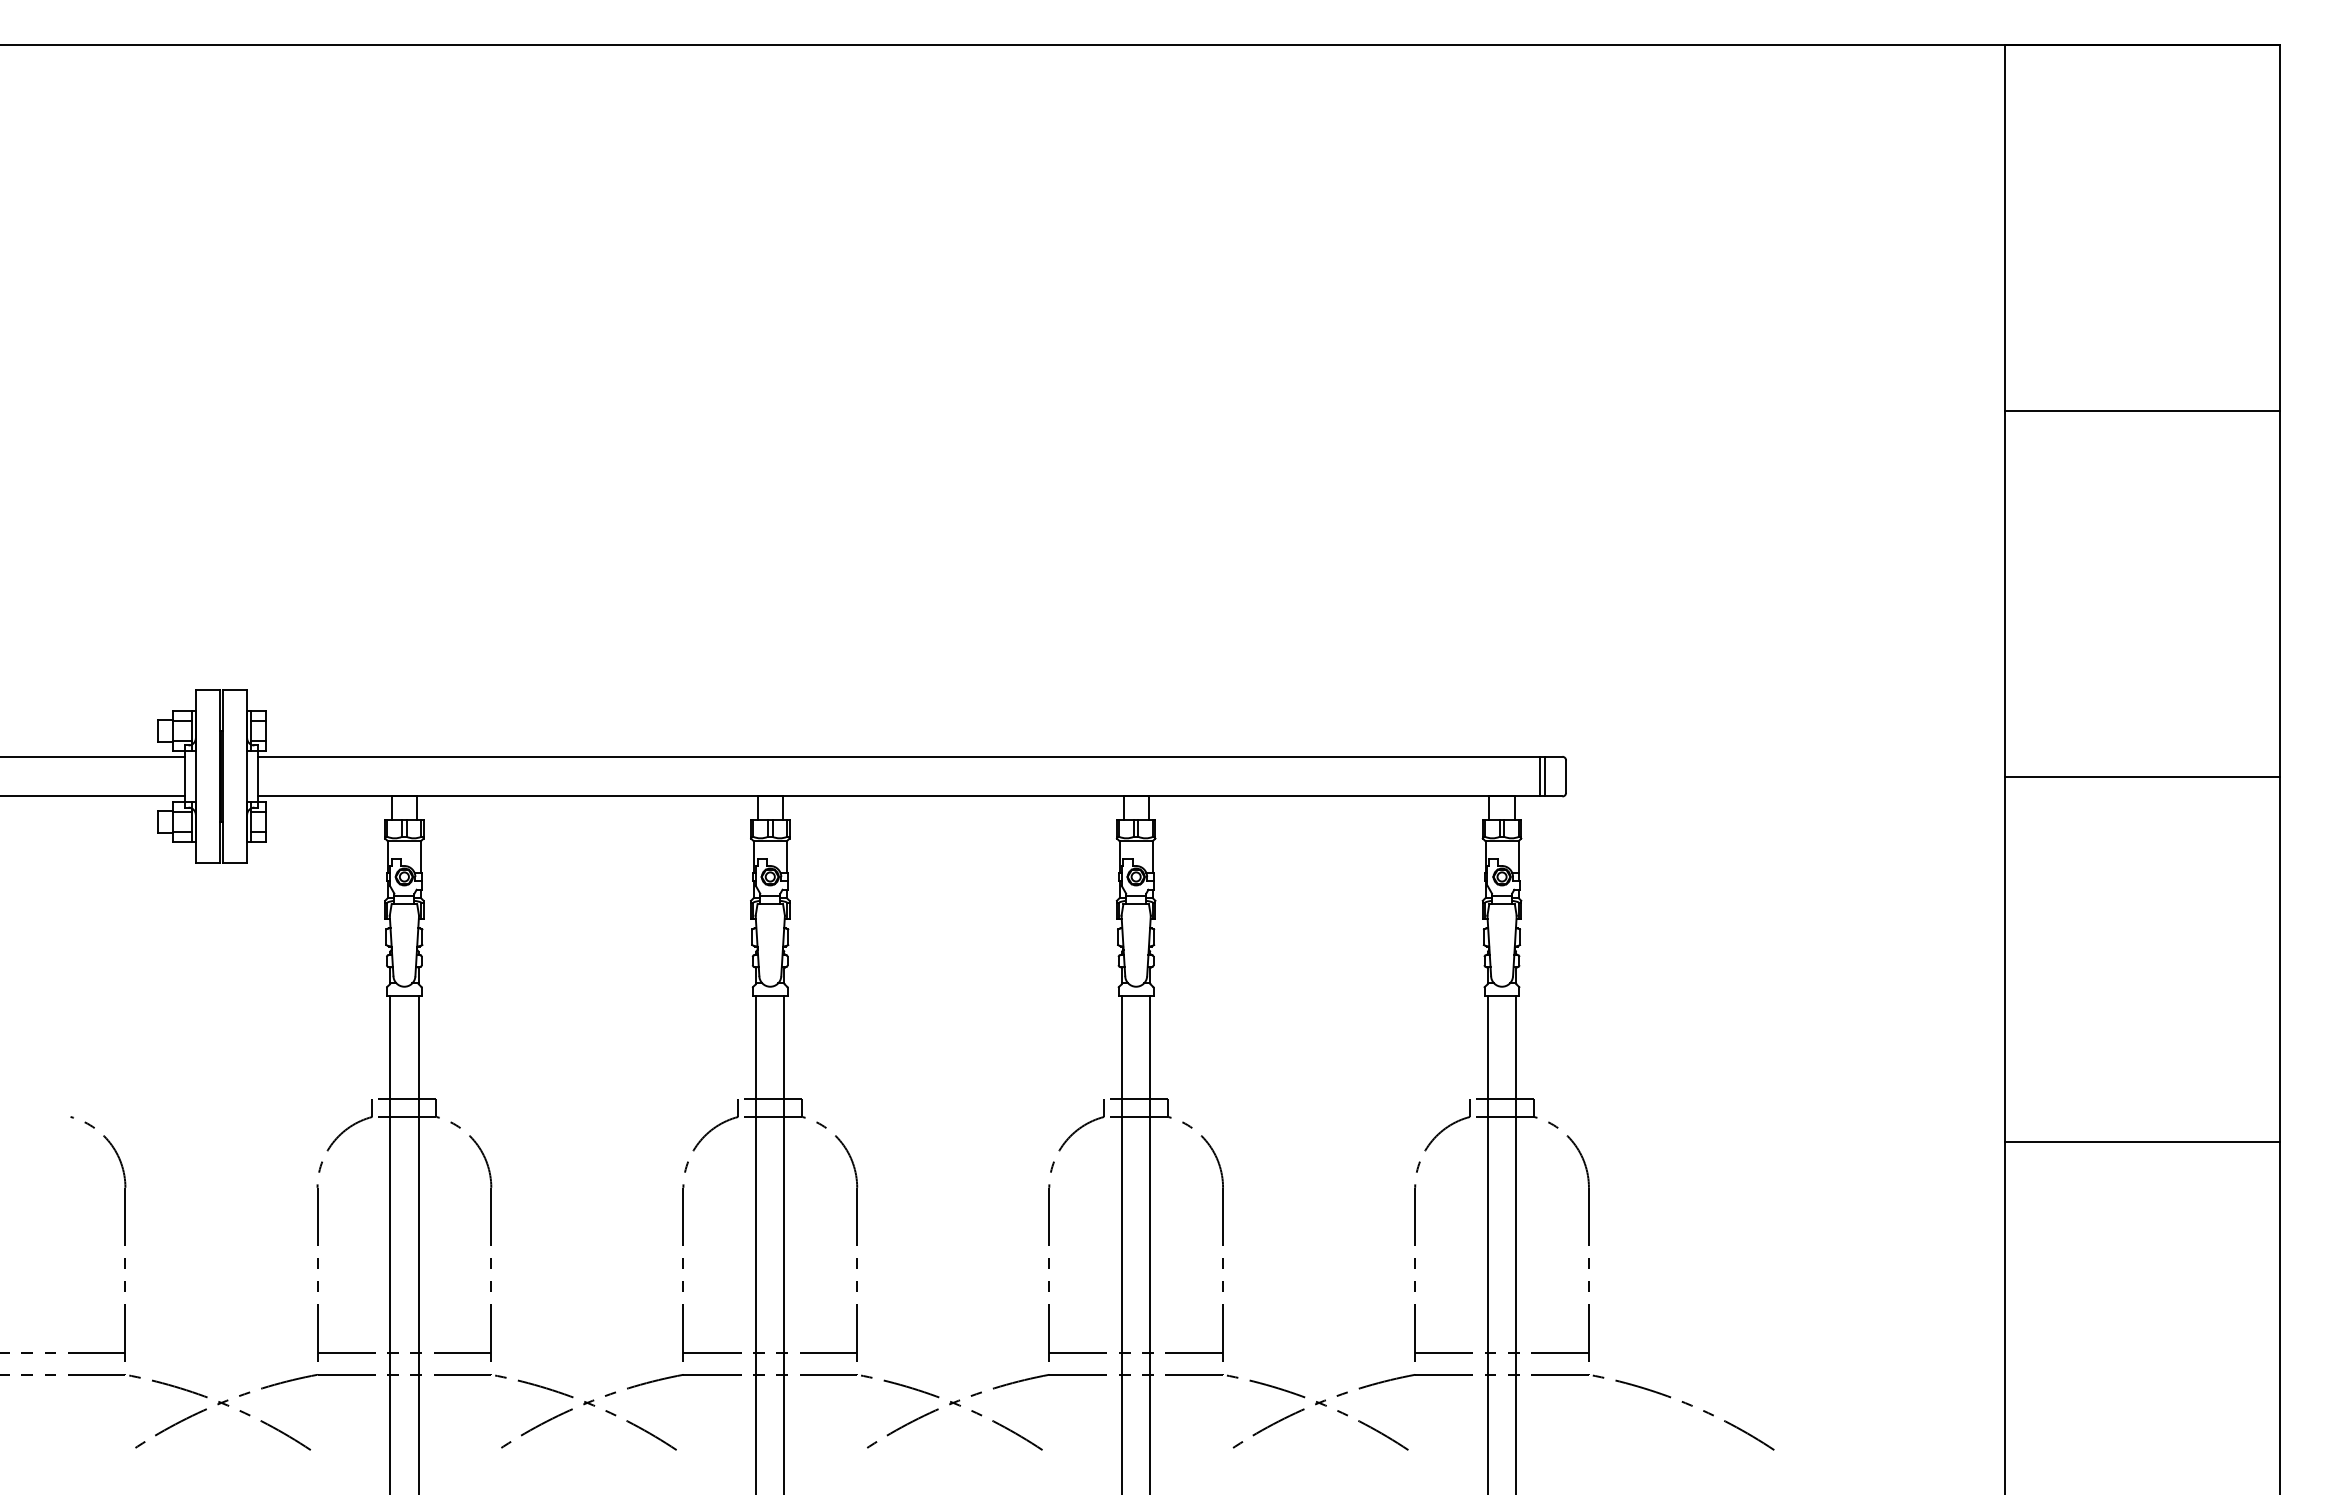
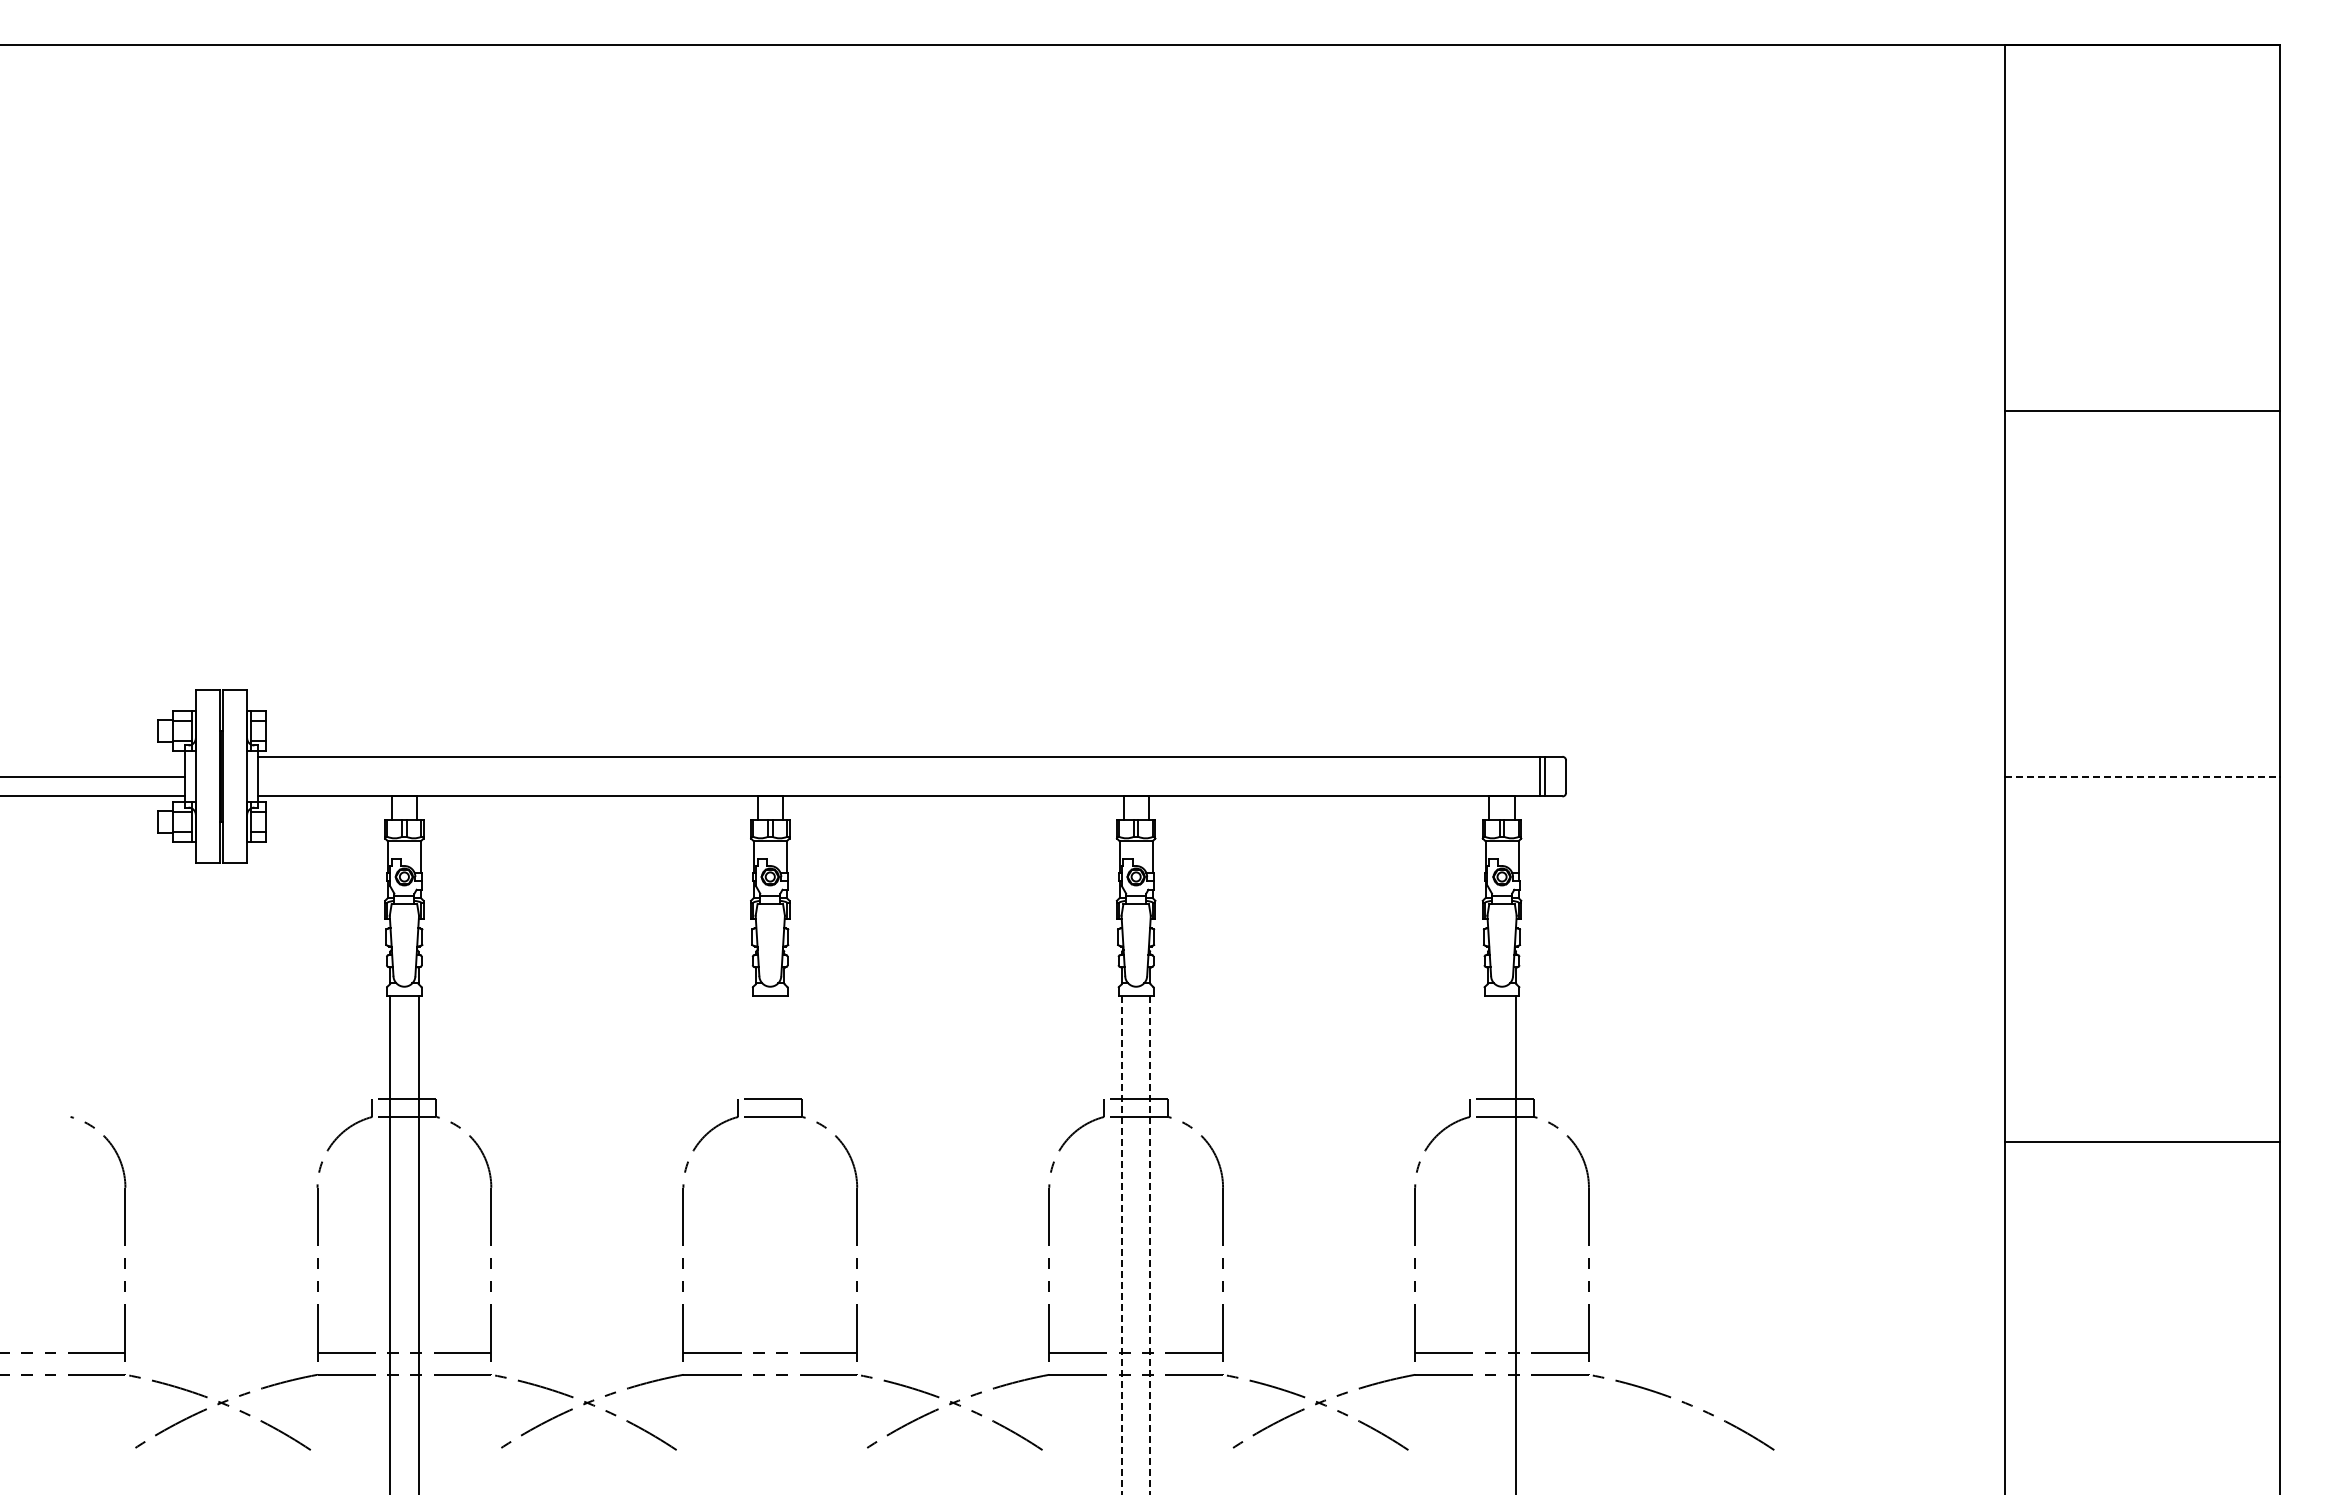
line position: (93, 756) -> (93, 776) (93, 776)
line: solid -> dashed (2142, 776)
line: present -> none (756, 1243)
line: present -> none (784, 1243)
line: present -> none (1487, 1243)
line: solid -> dashed (1121, 1245)
line: solid -> dashed (1150, 1245)
